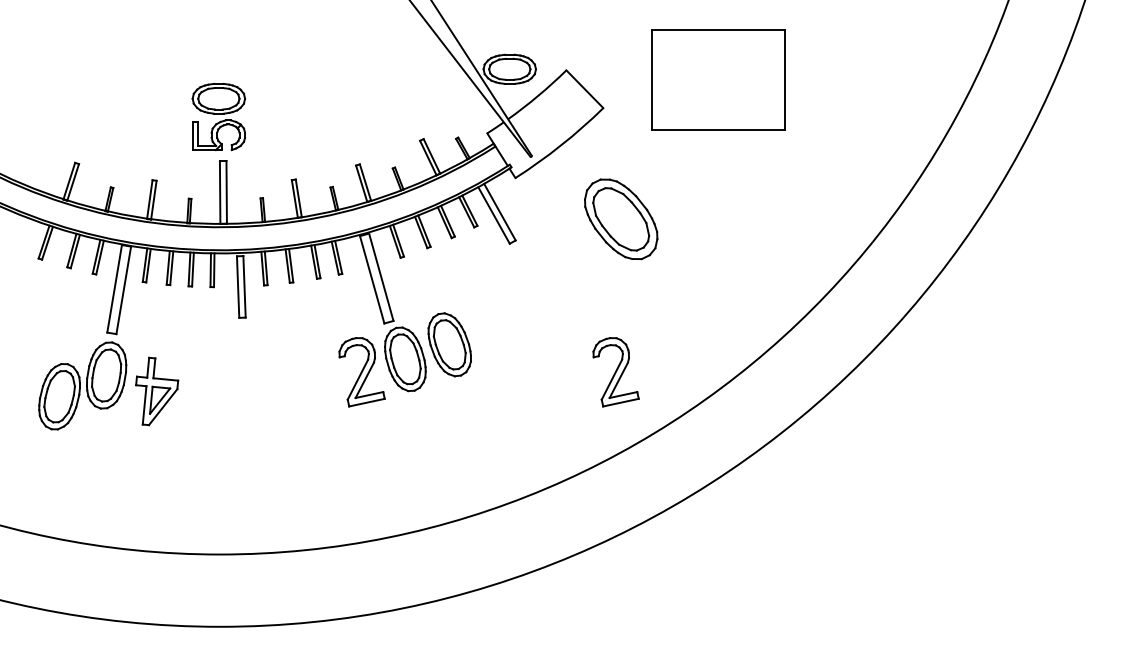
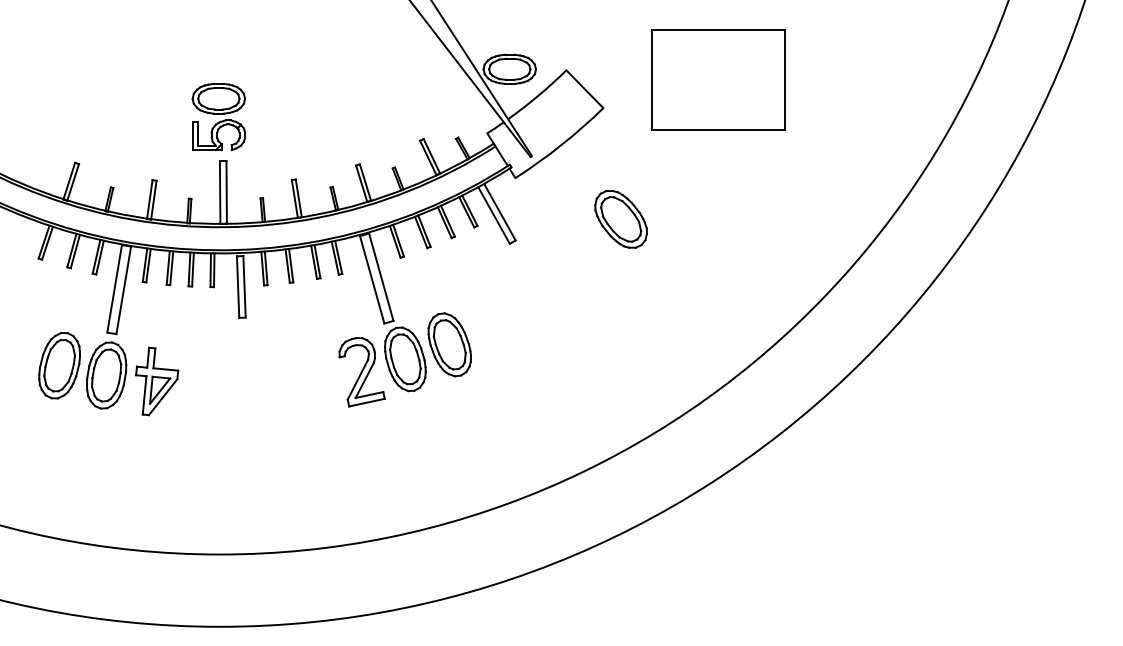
part size: 75x83 px -> 54x59 px (620, 219)
part: present -> none (615, 372)
part position: (157, 391) -> (157, 381) (157, 381)
part position: (59, 396) -> (59, 365) (59, 365)
